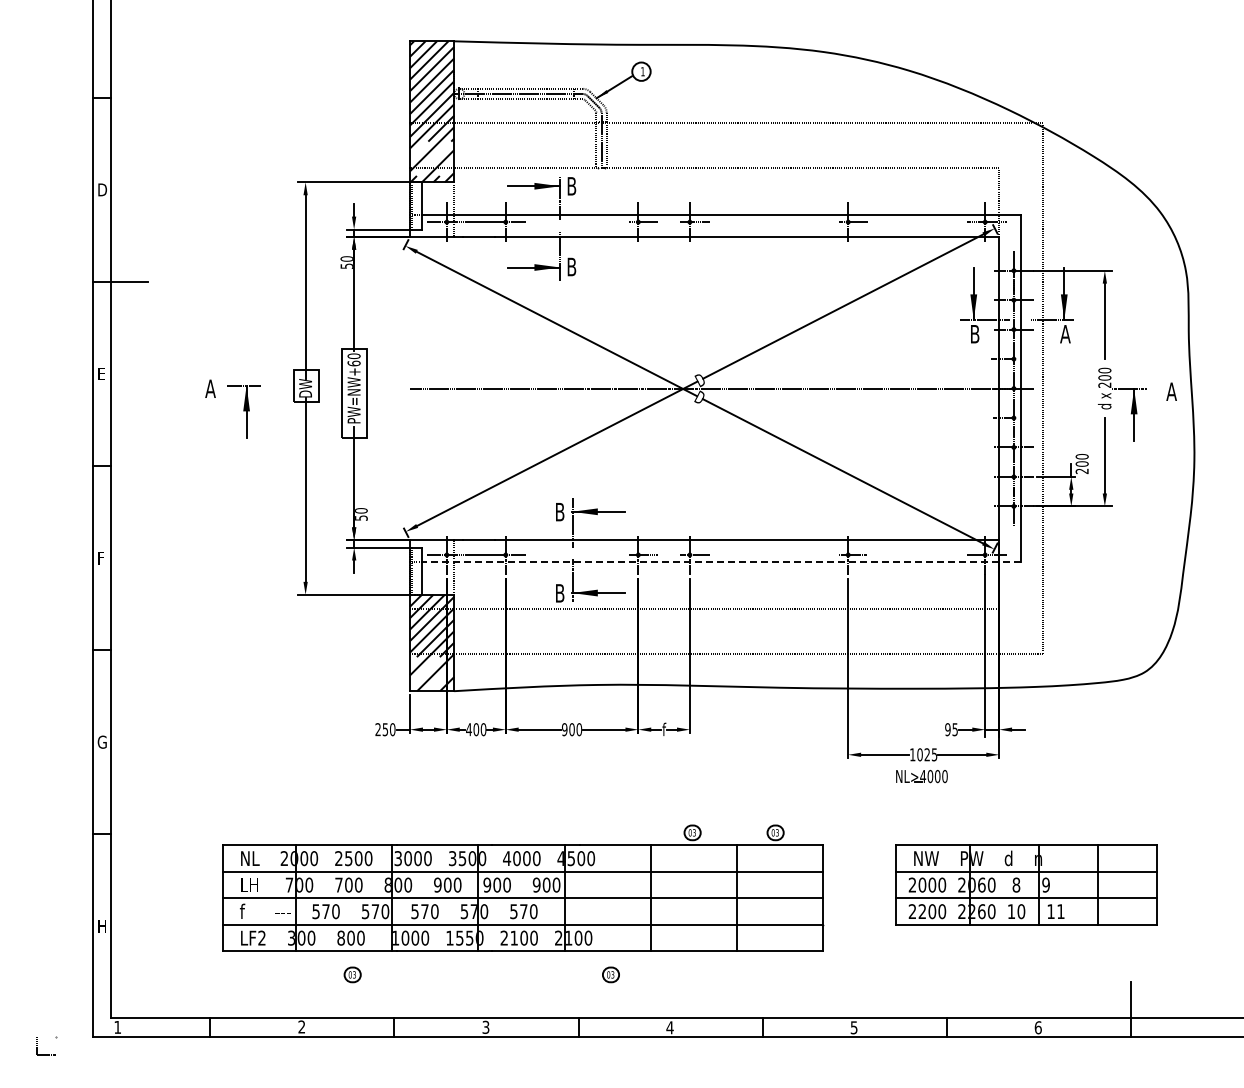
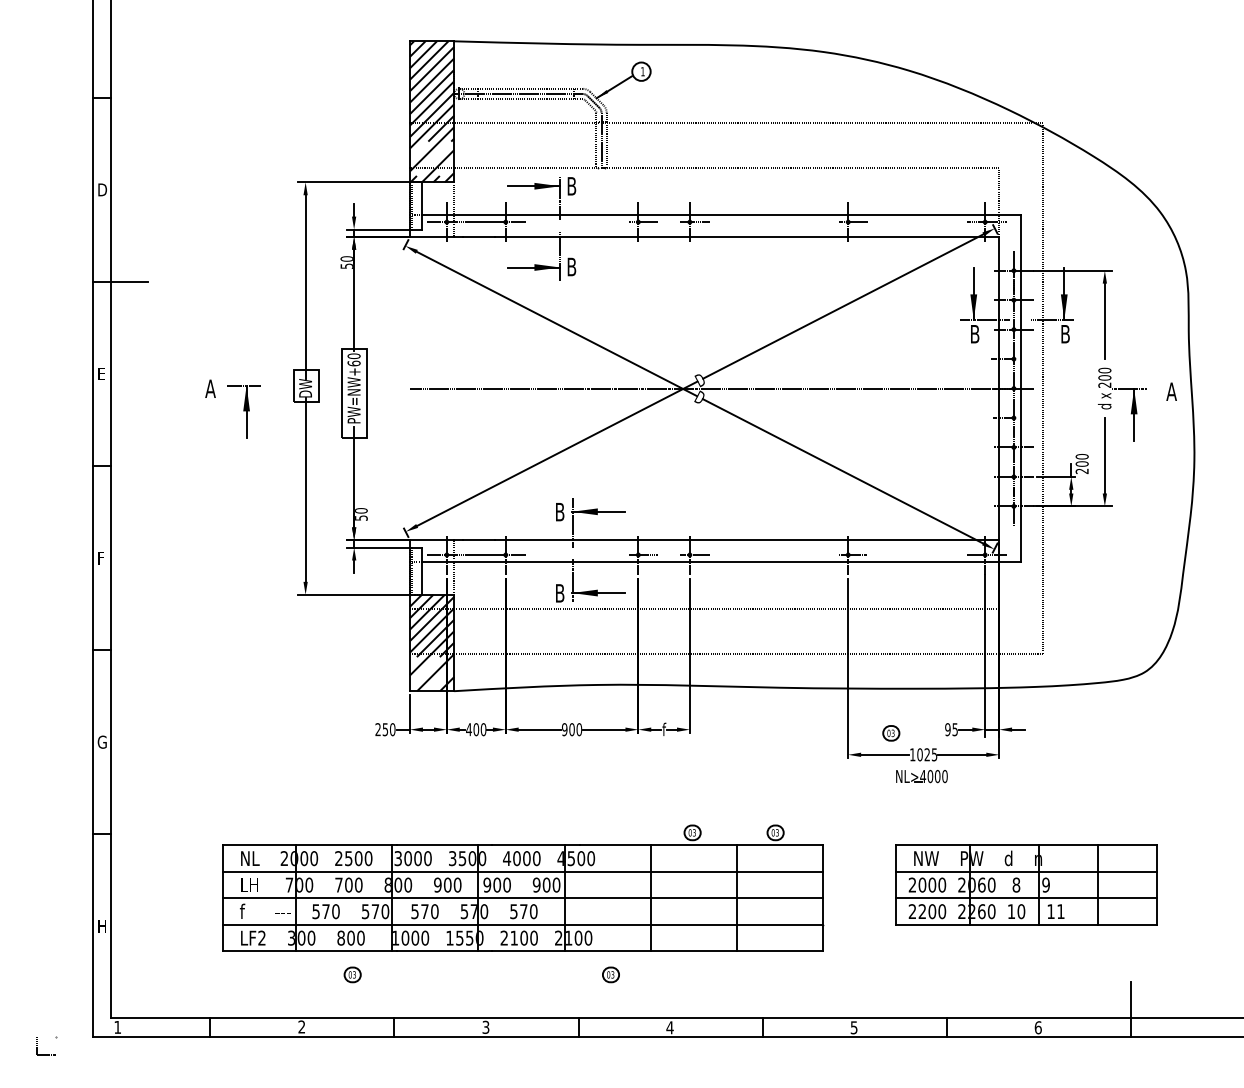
text: A -> B (1065, 334)
line: dashed -> solid (721, 562)
part: none -> present (891, 733)
